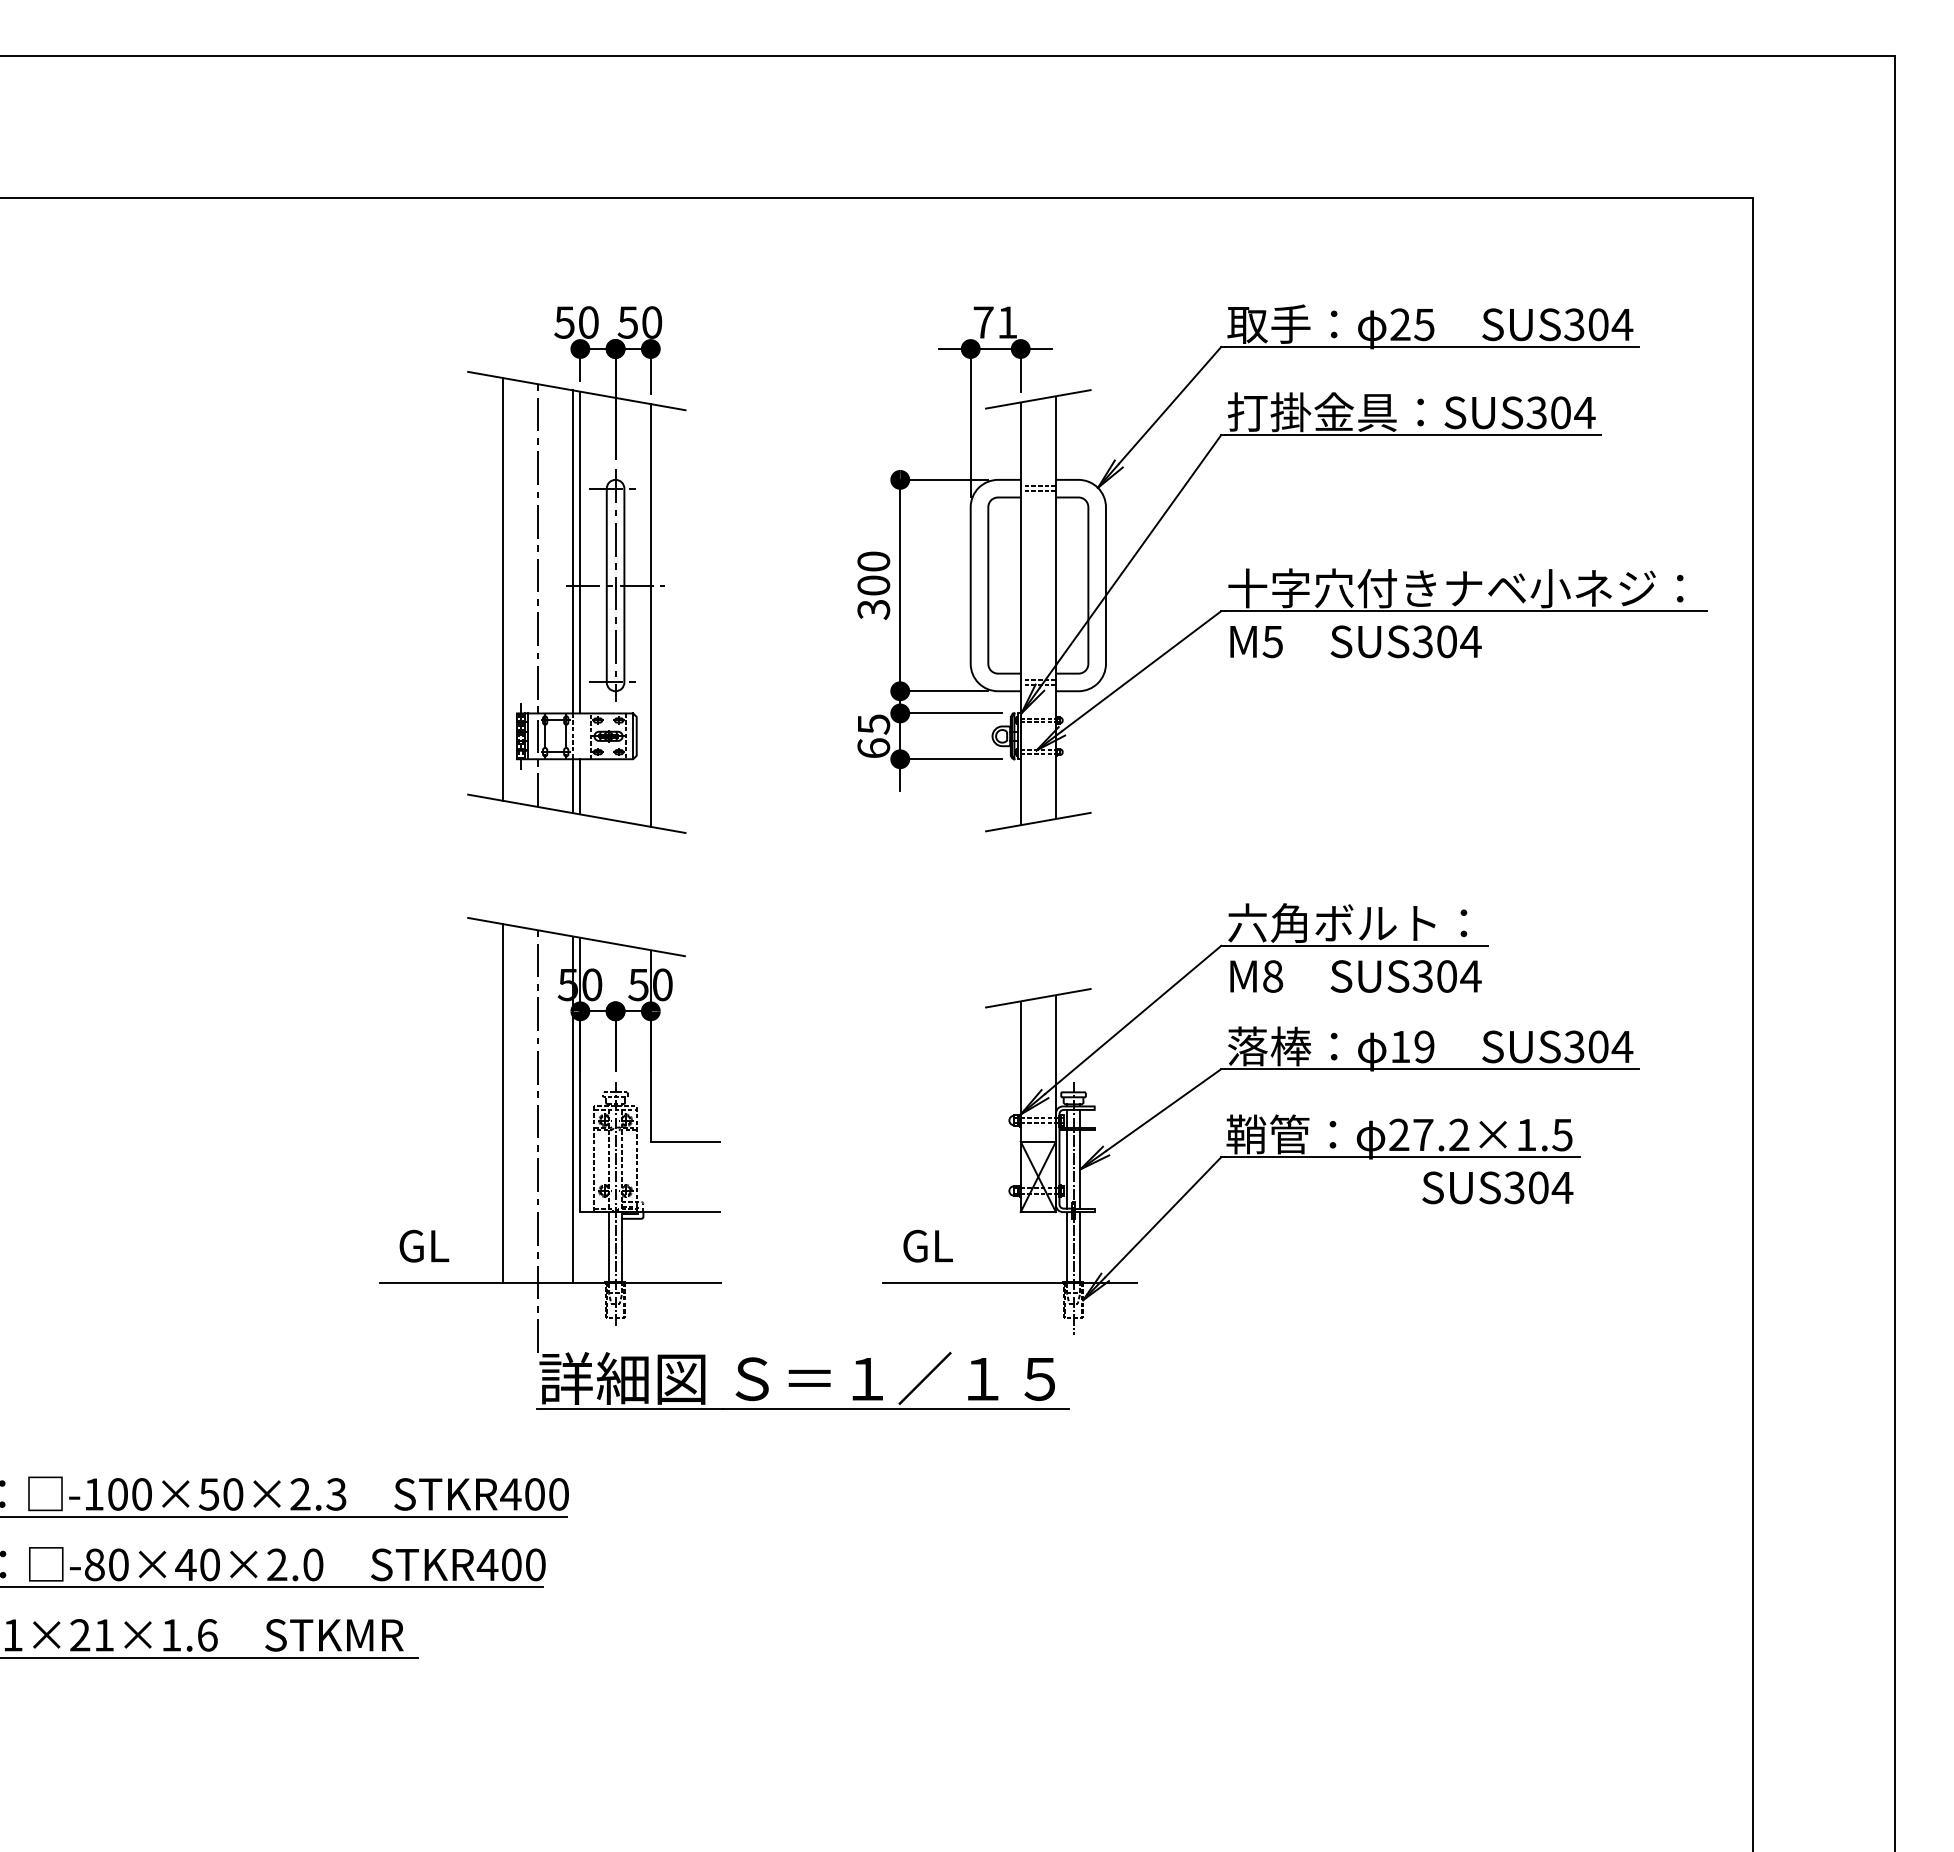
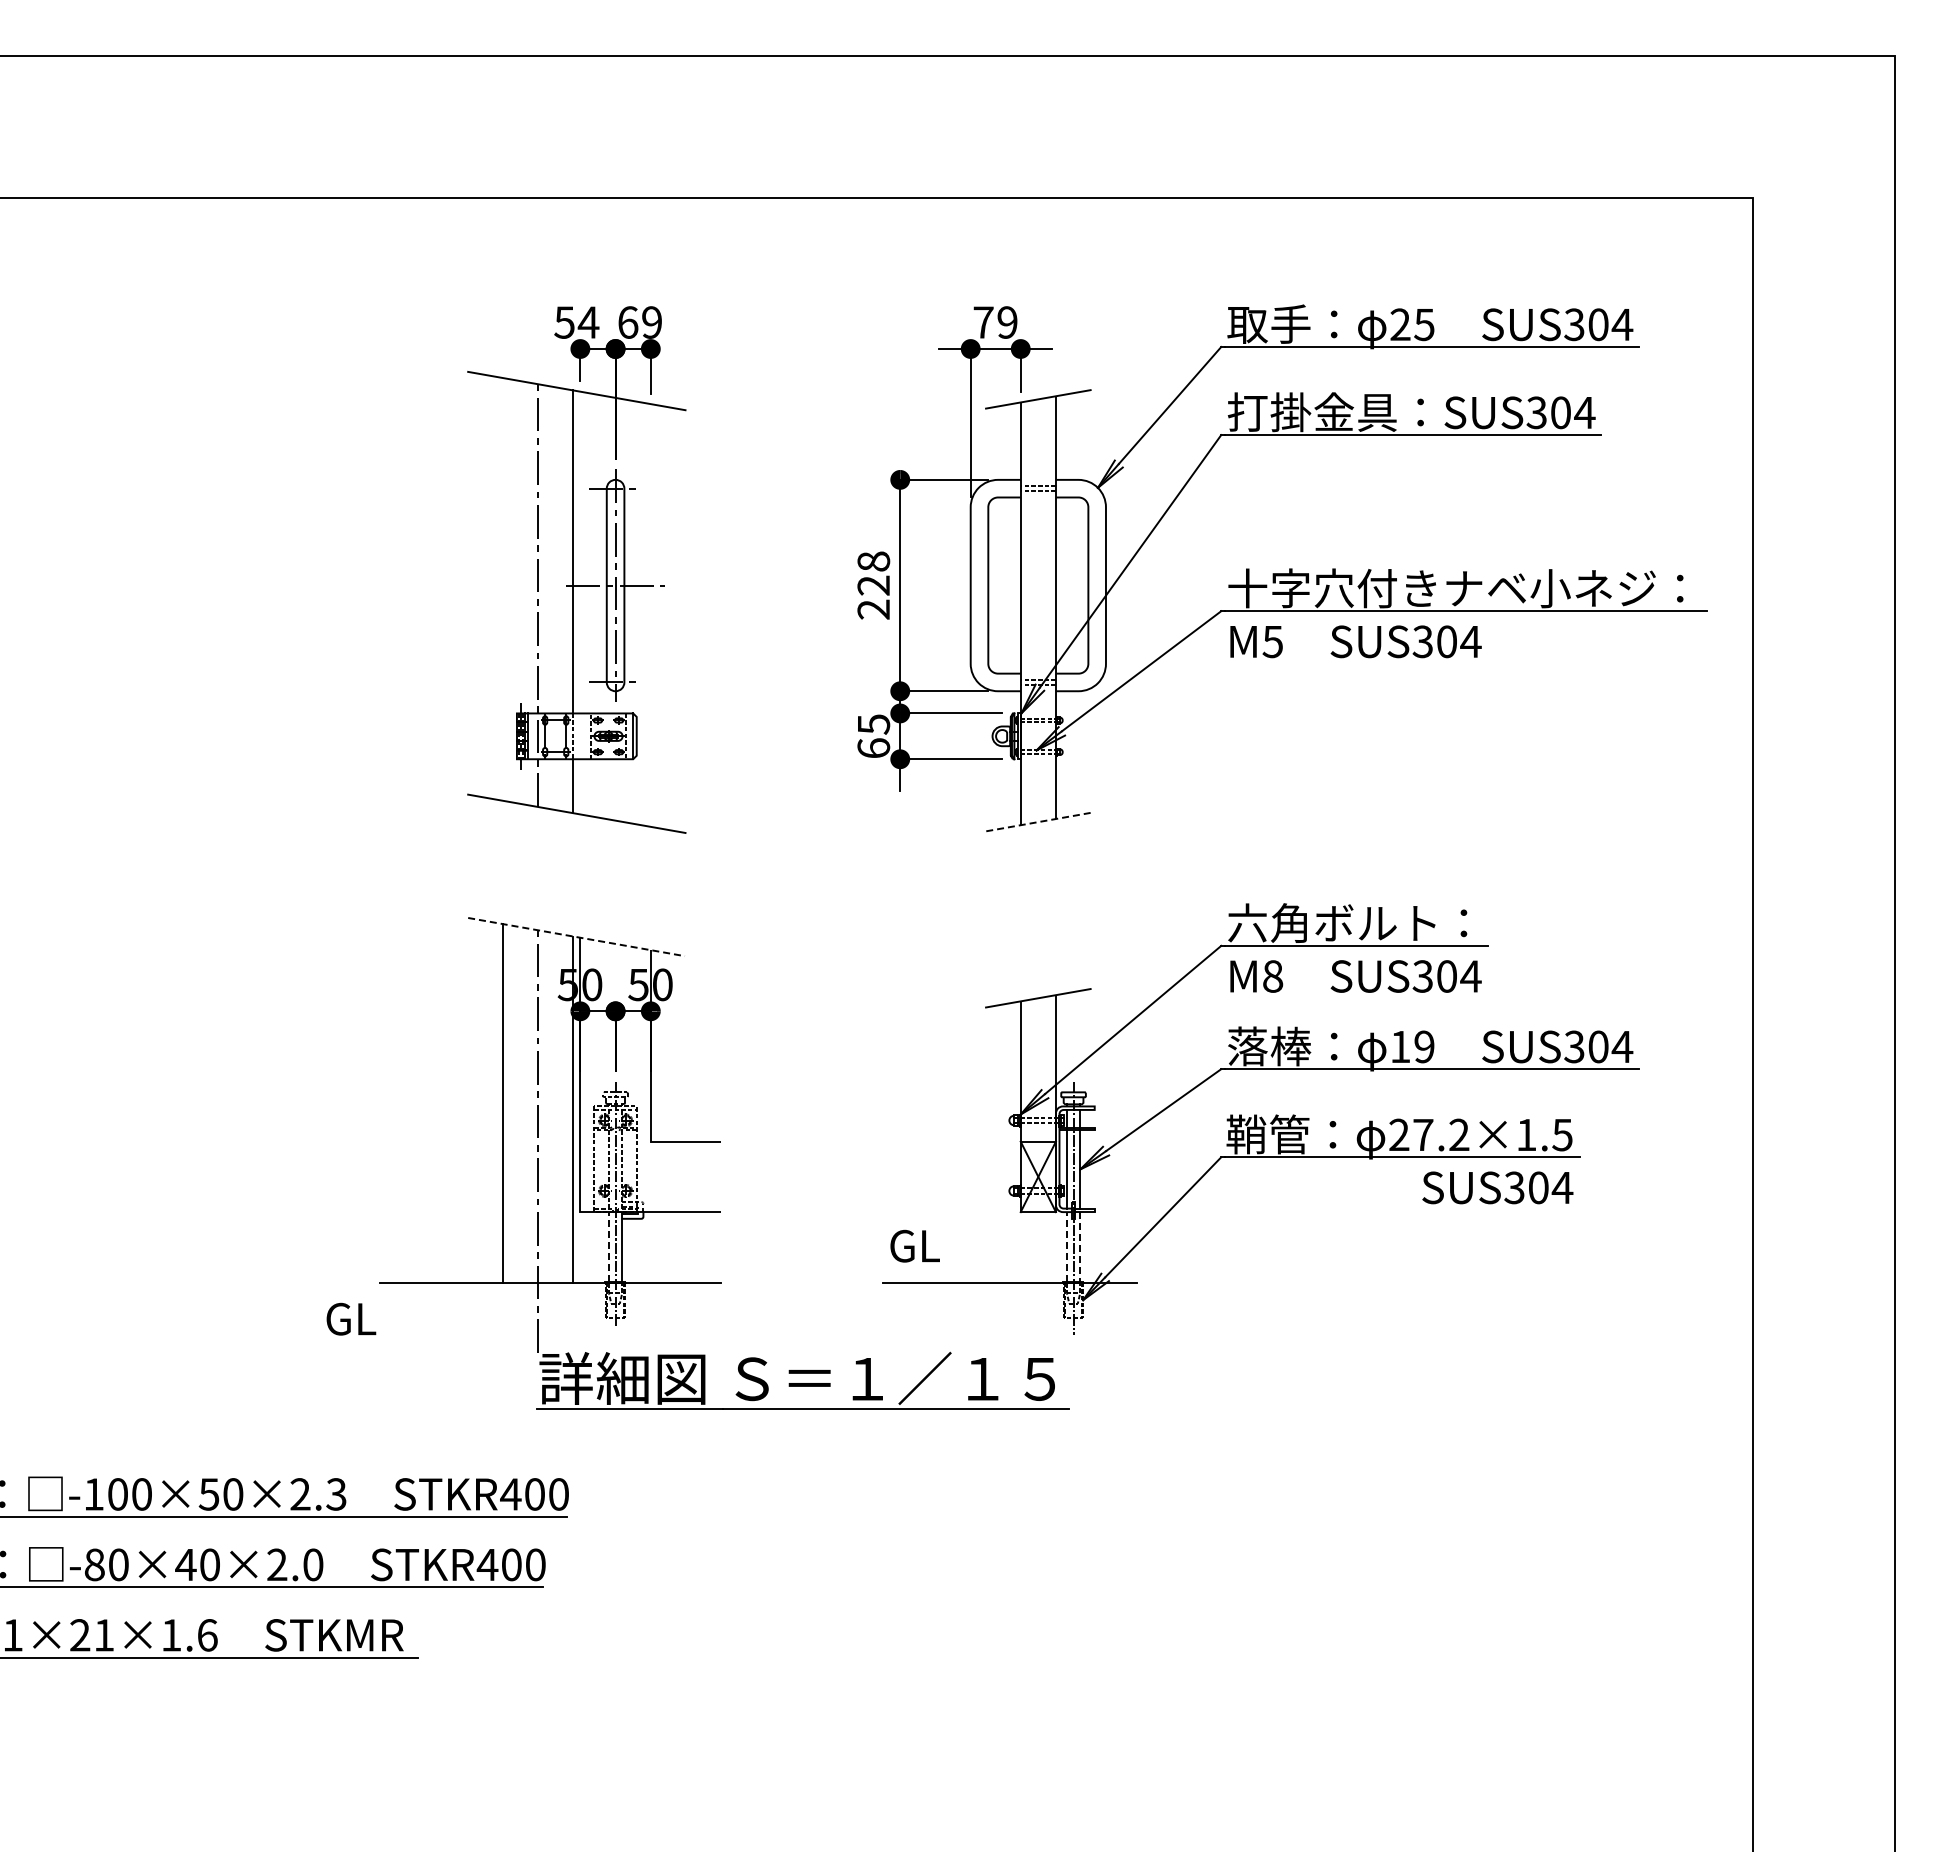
text: 50 -> 54 (588, 322)
text: 50 -> 69 (639, 322)
text: 71 -> 79 (1007, 322)
line: present -> none (580, 552)
text: 300 -> 228 (873, 585)
line: present -> none (502, 589)
line: present -> none (650, 615)
line: present -> none (580, 786)
line: solid -> dashed (1037, 822)
line: solid -> dashed (577, 937)
text position: (424, 1245) -> (351, 1318) (351, 1318)
text position: (927, 1245) -> (914, 1245) (914, 1245)
line: solid -> dashed (608, 1246)
line: solid -> dashed (1066, 1246)
line: solid -> dashed (1080, 1246)
